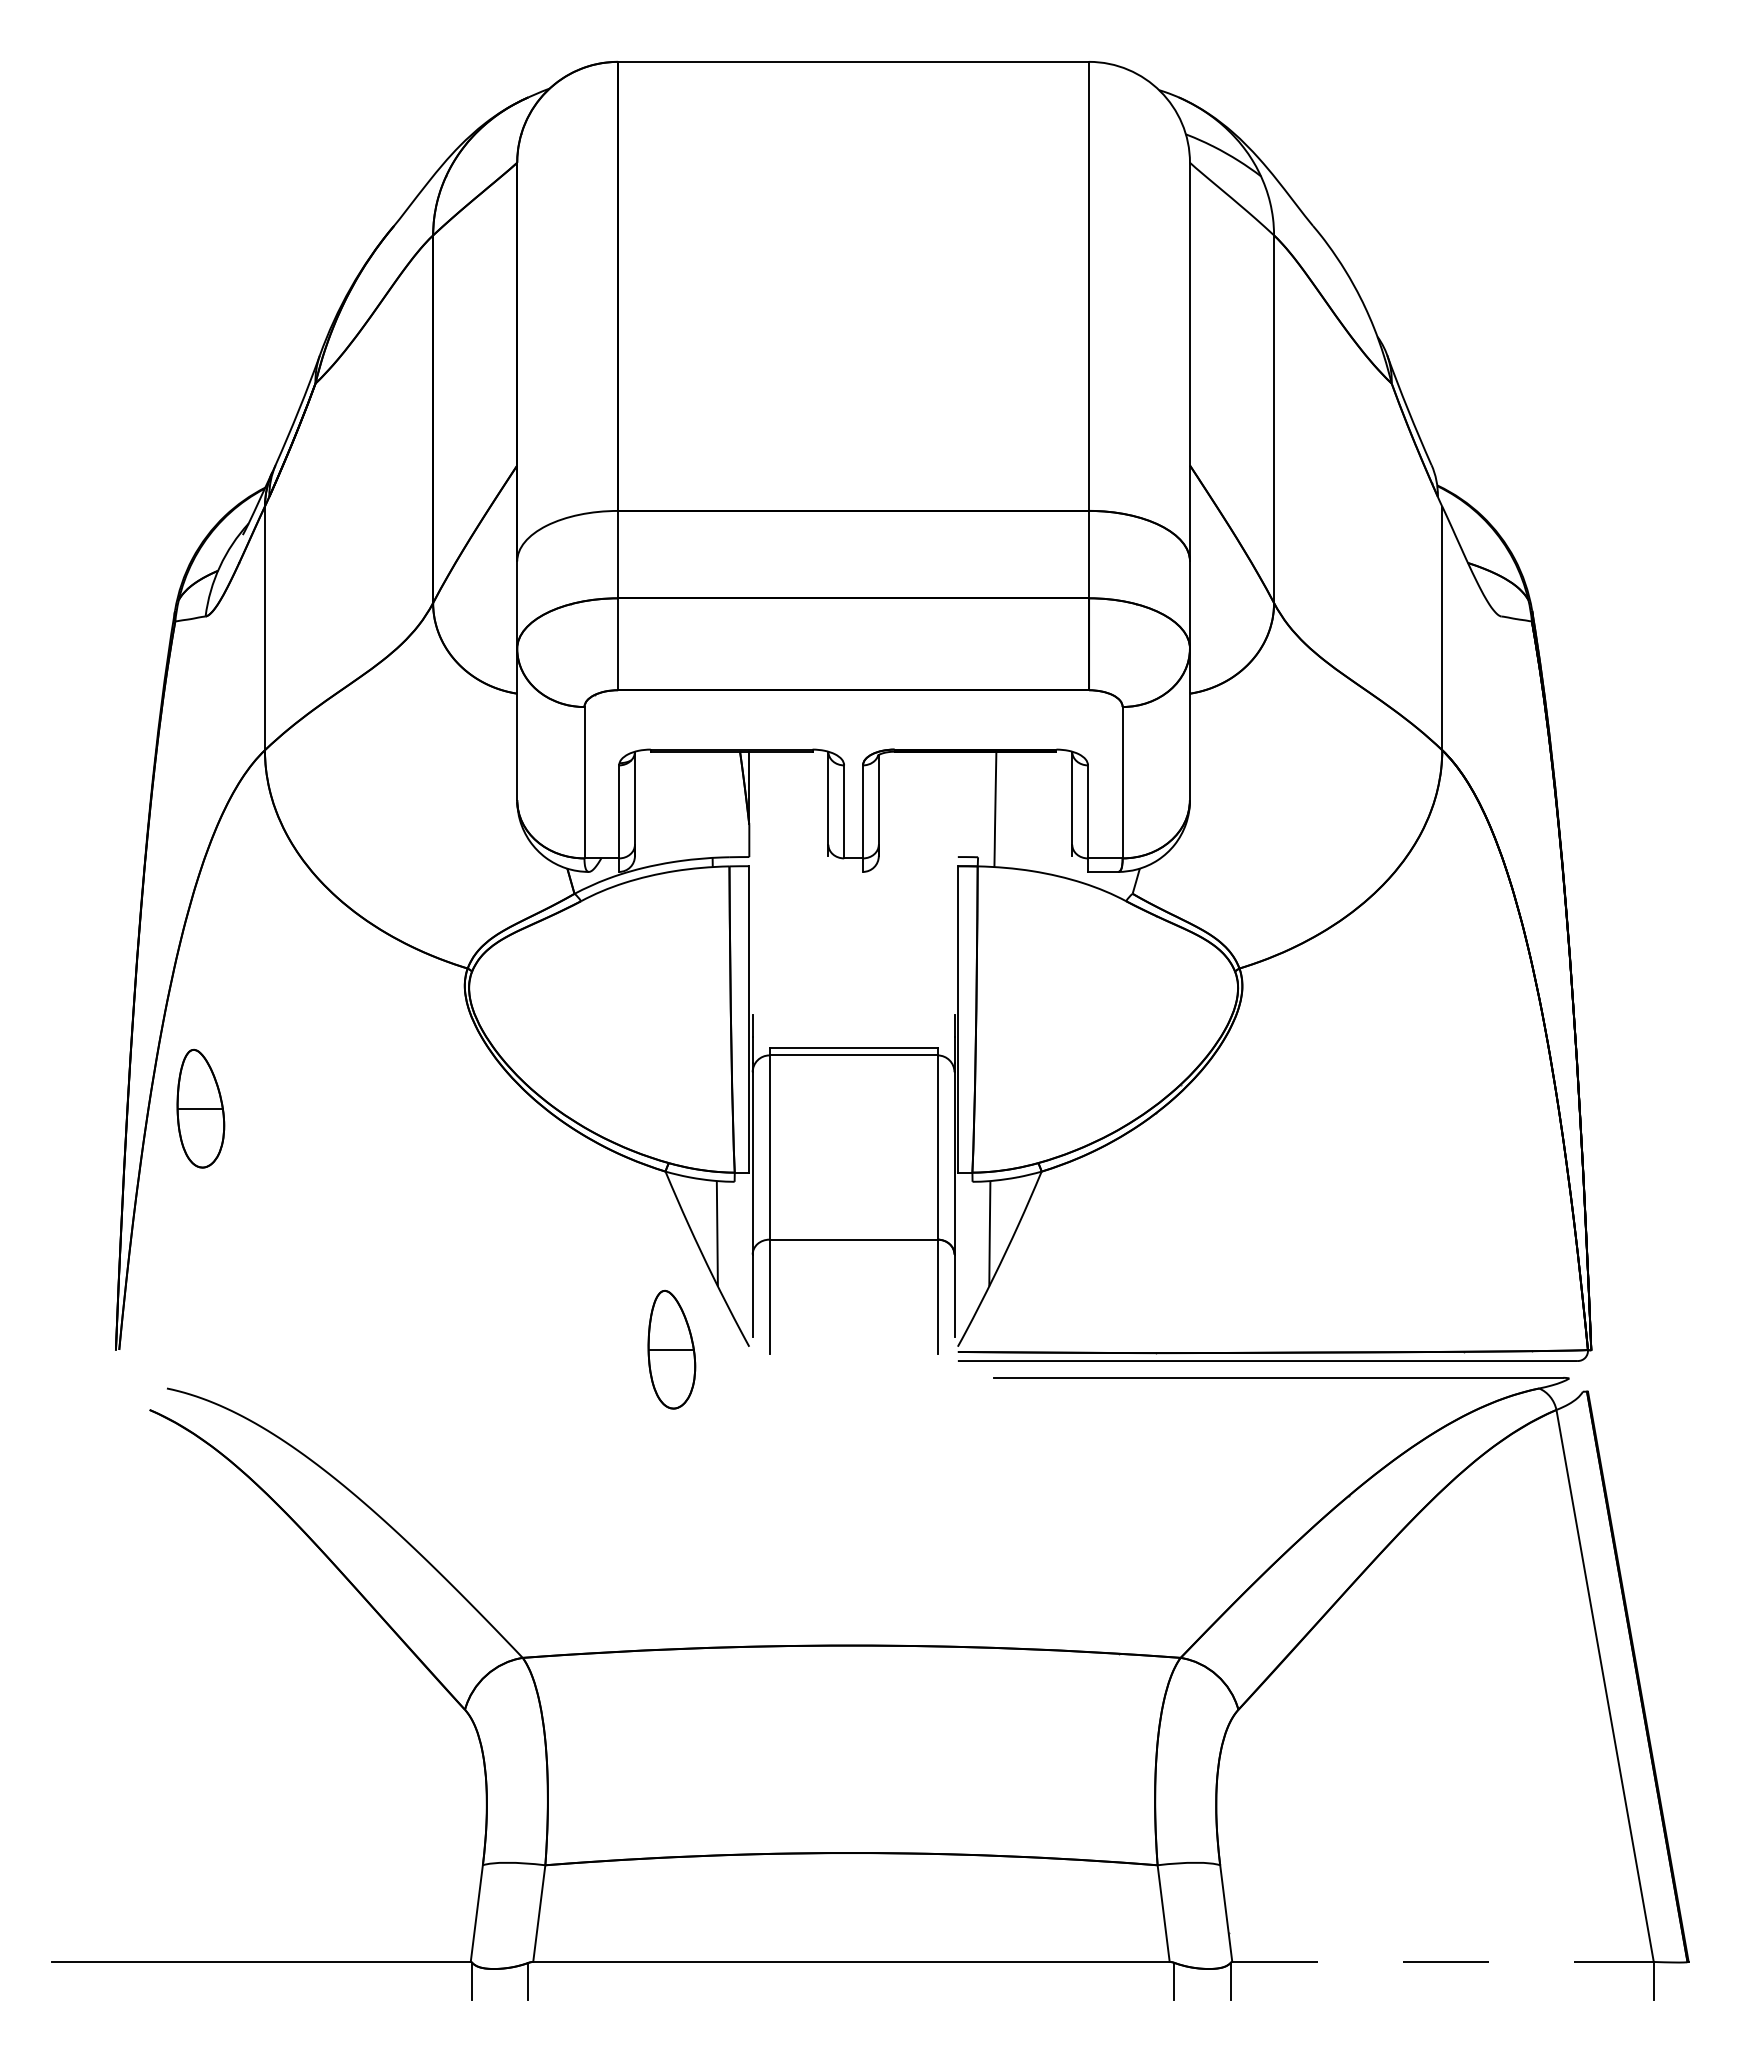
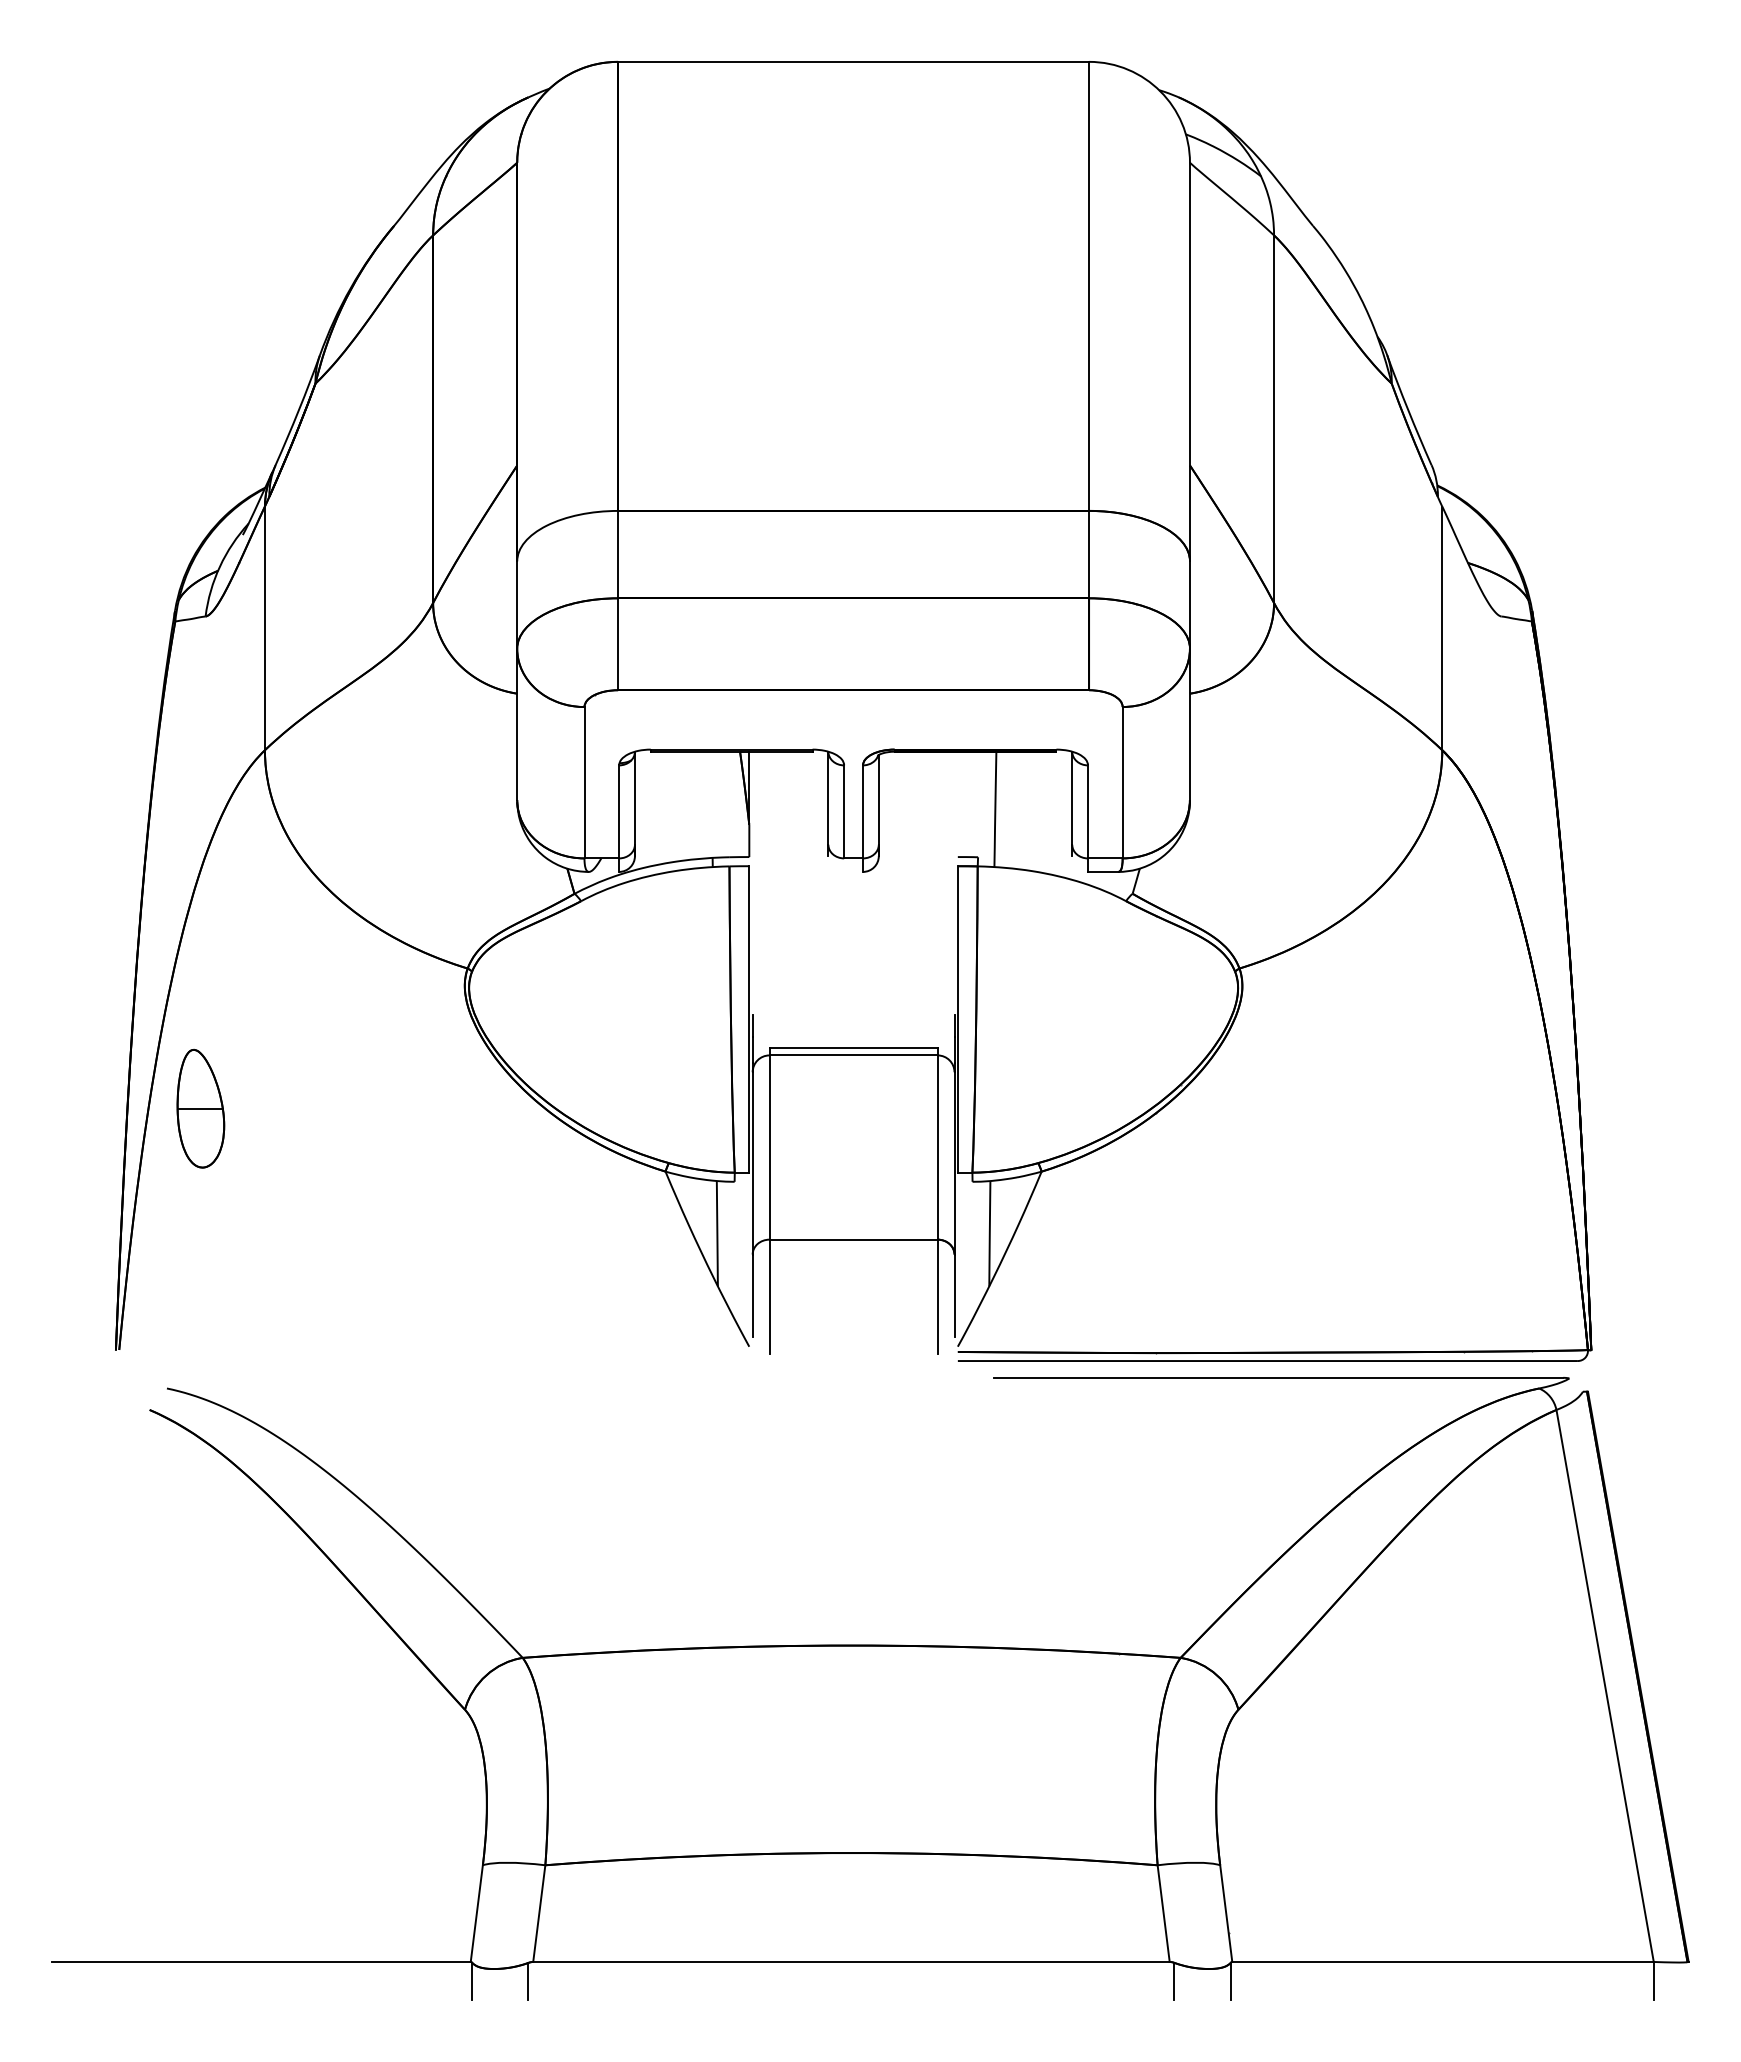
part: present -> none (671, 1349)
line: dashed -> solid (1443, 1961)
